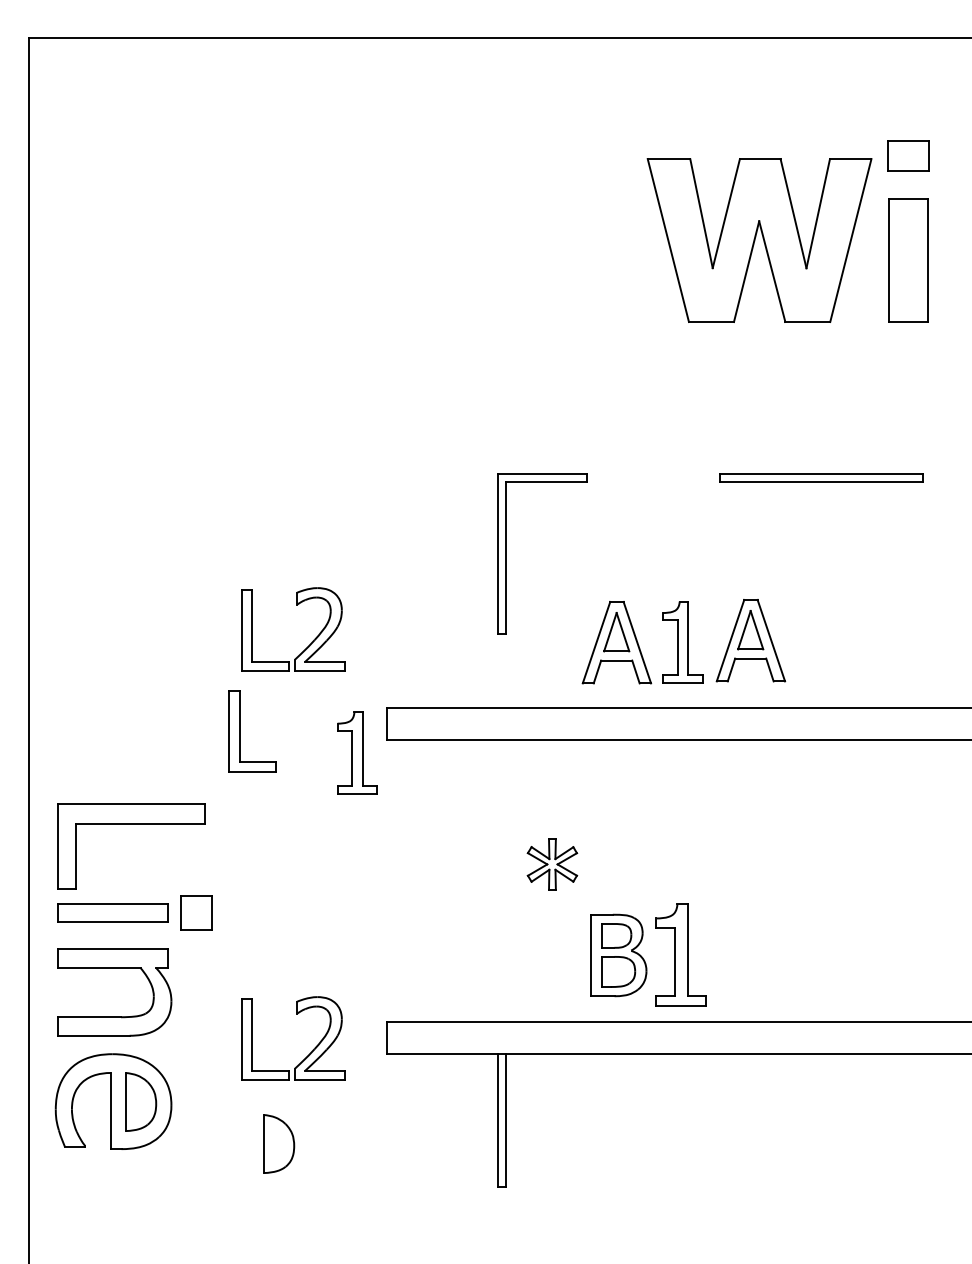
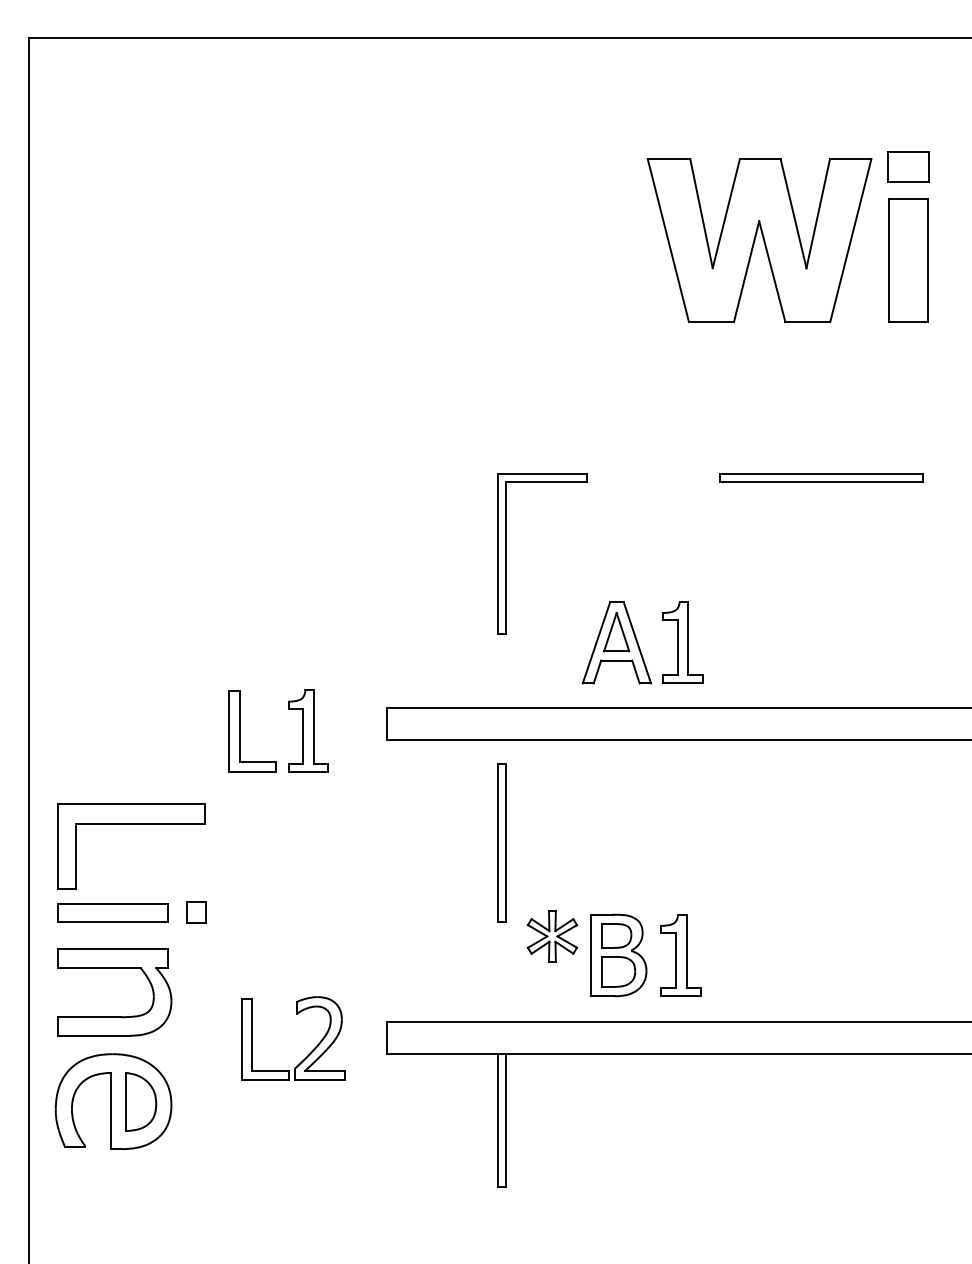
part position: (908, 155) -> (908, 166) (908, 166)
part: present -> none (750, 640)
part: present -> none (309, 644)
part position: (357, 752) -> (308, 730) (308, 730)
part: none -> present (501, 842)
part position: (552, 864) -> (552, 936) (552, 936)
part size: 33x36 px -> 21x23 px (196, 912)
part size: 52x104 px -> 42x83 px (680, 955)
part: present -> none (279, 1143)
